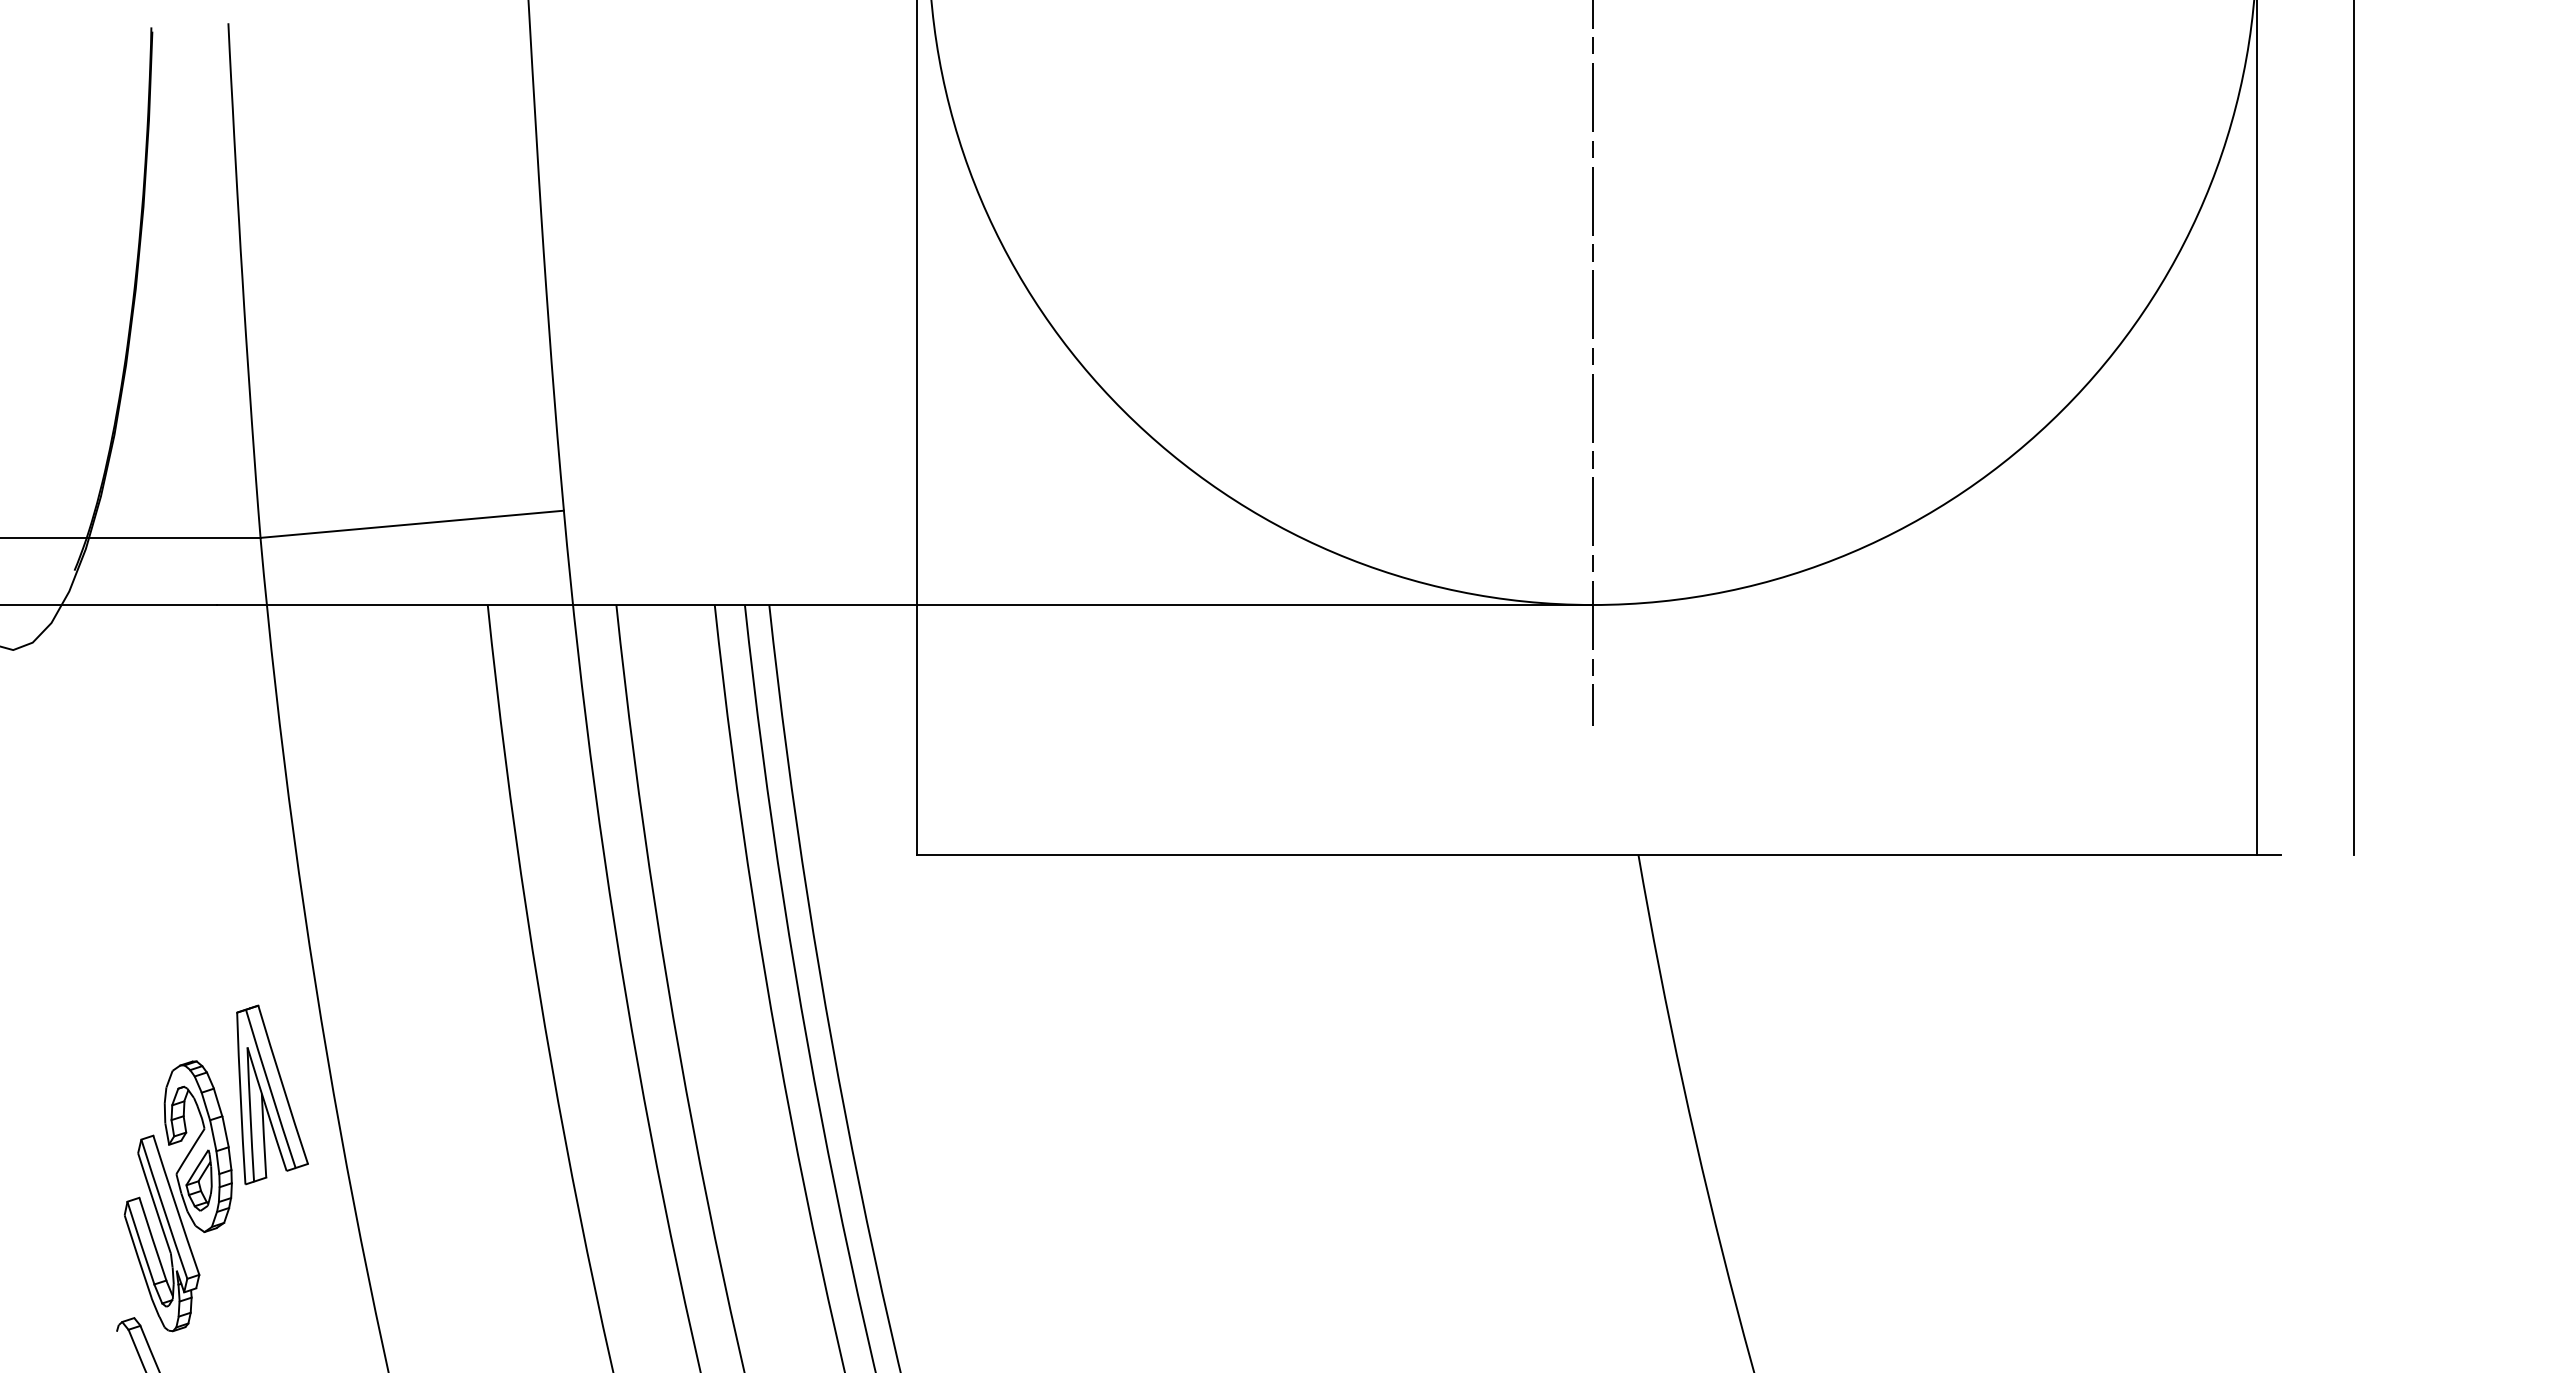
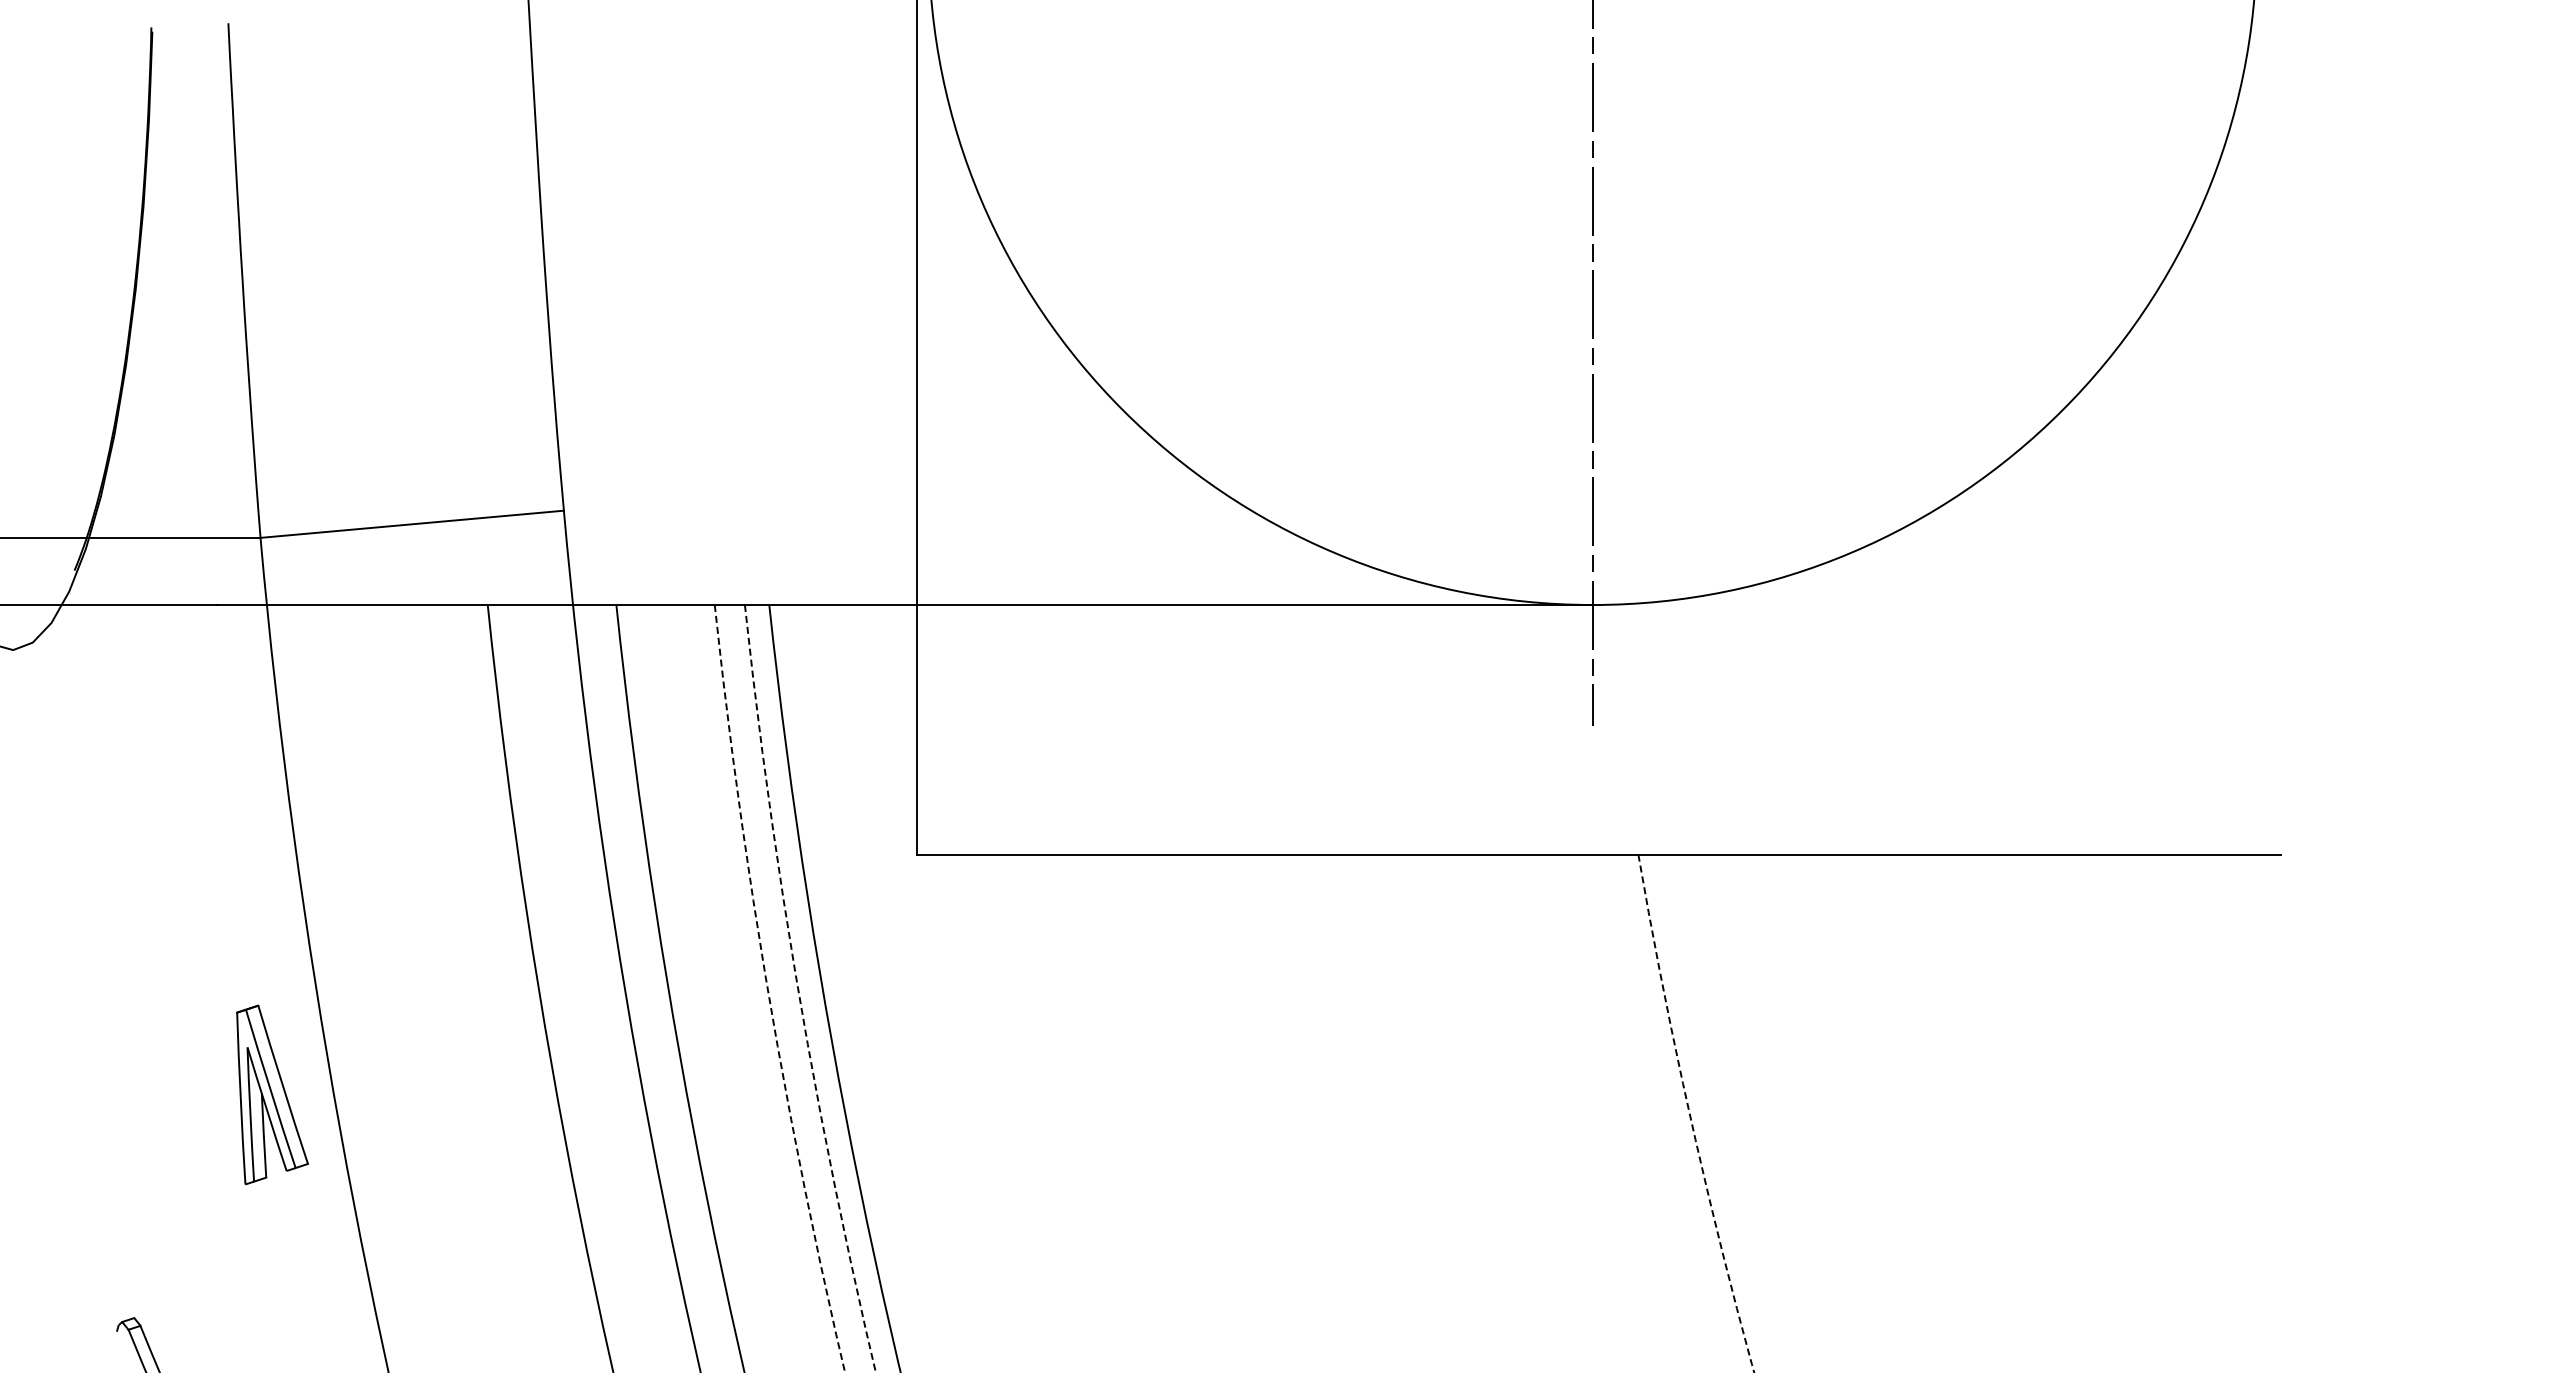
line: present -> none (2256, 428)
line: present -> none (2354, 428)
arc: solid -> dashed (768, 990)
arc: solid -> dashed (798, 991)
arc: solid -> dashed (1690, 1115)
part: present -> none (177, 1196)
